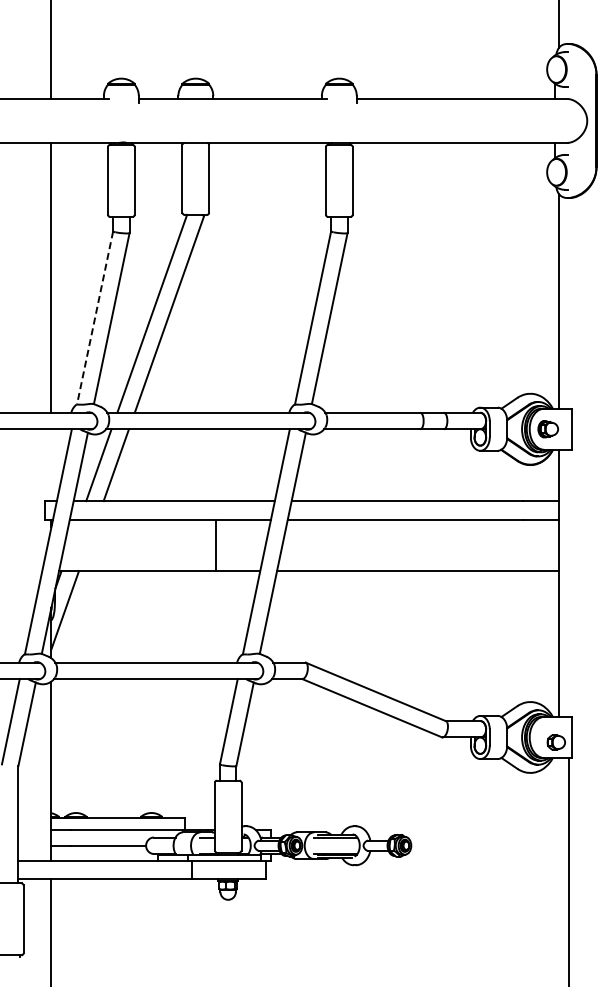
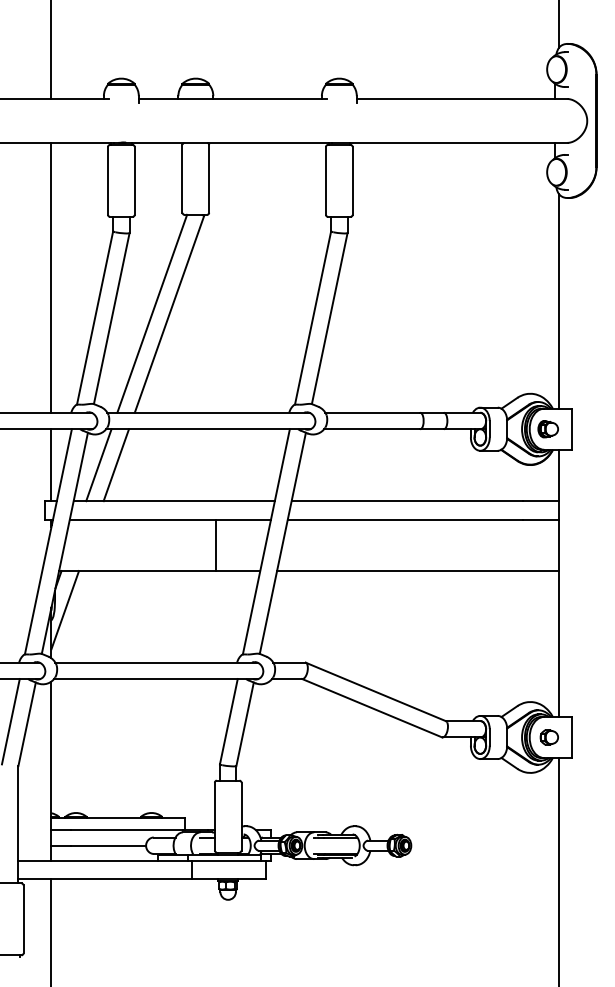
line: dashed -> solid (94, 318)
line: none -> present (51, 465)
part position: (555, 742) -> (548, 737) (548, 737)
line position: (568, 870) -> (558, 870) (558, 870)
